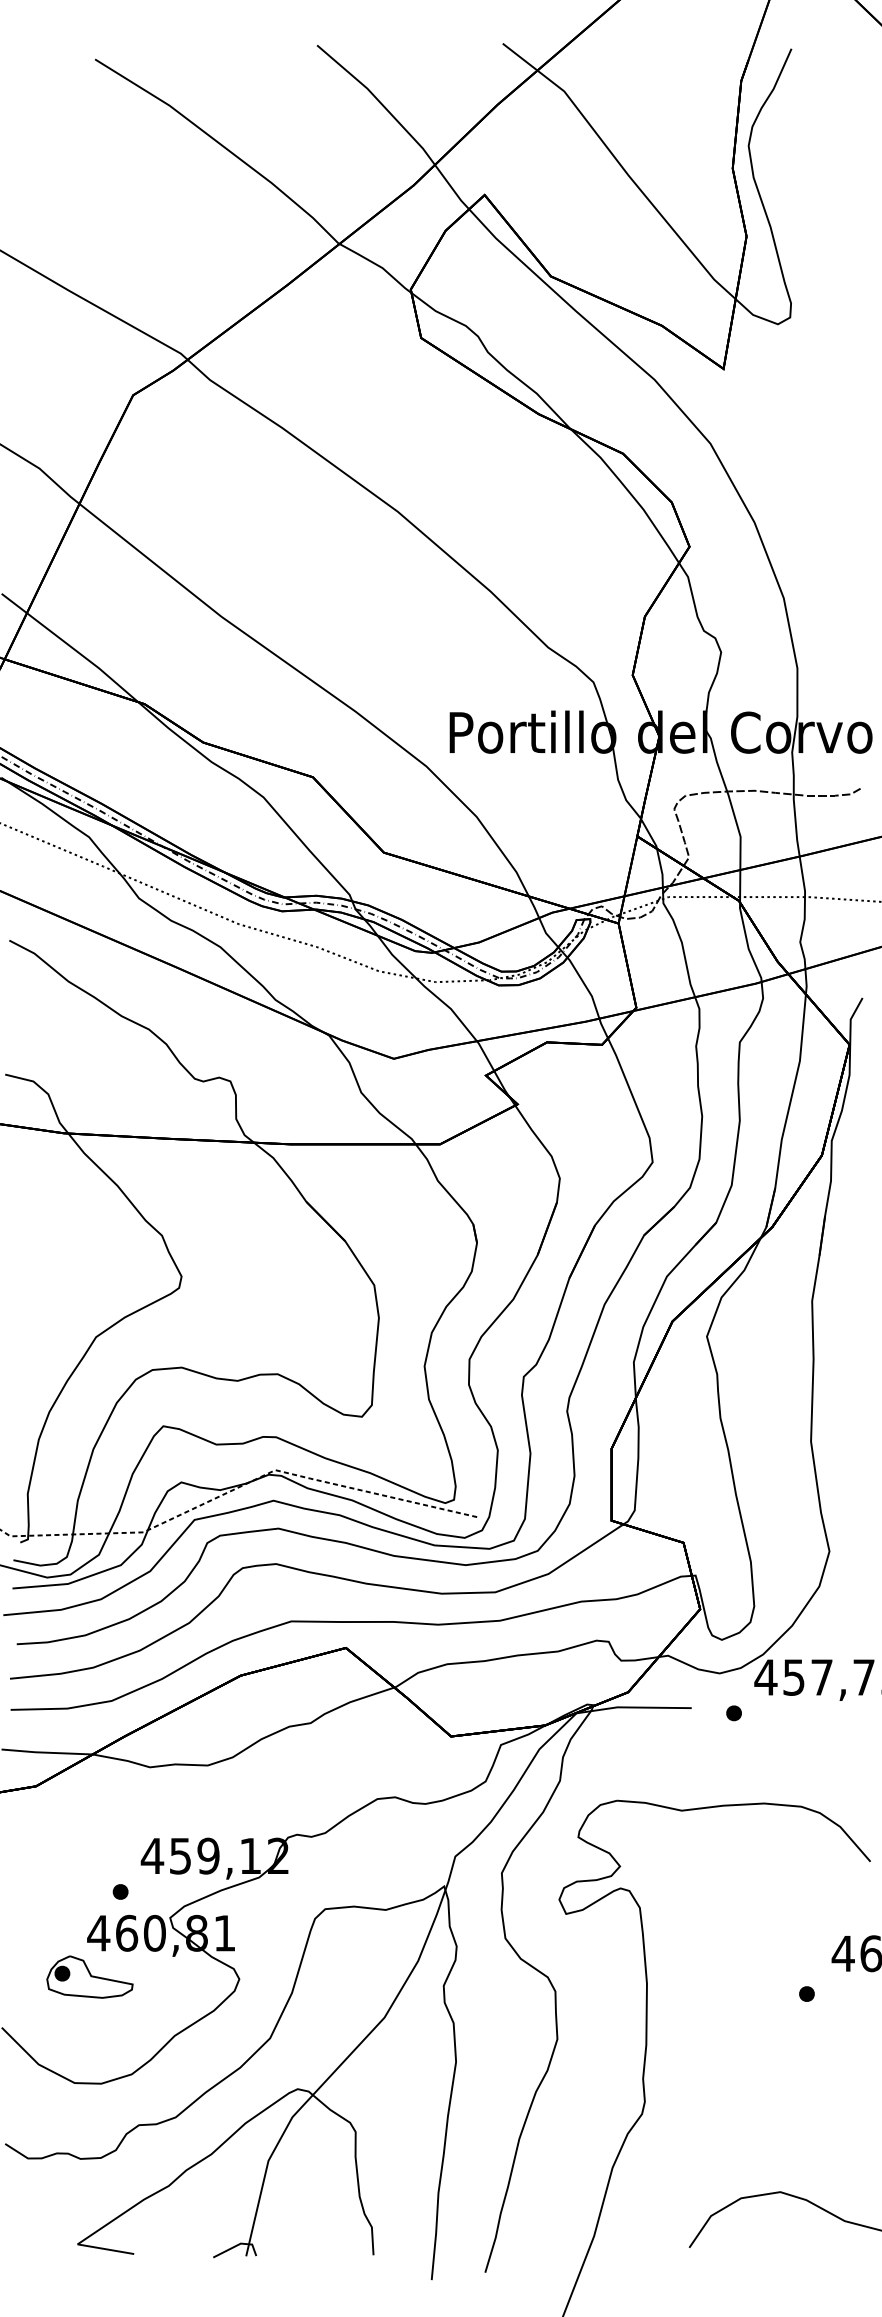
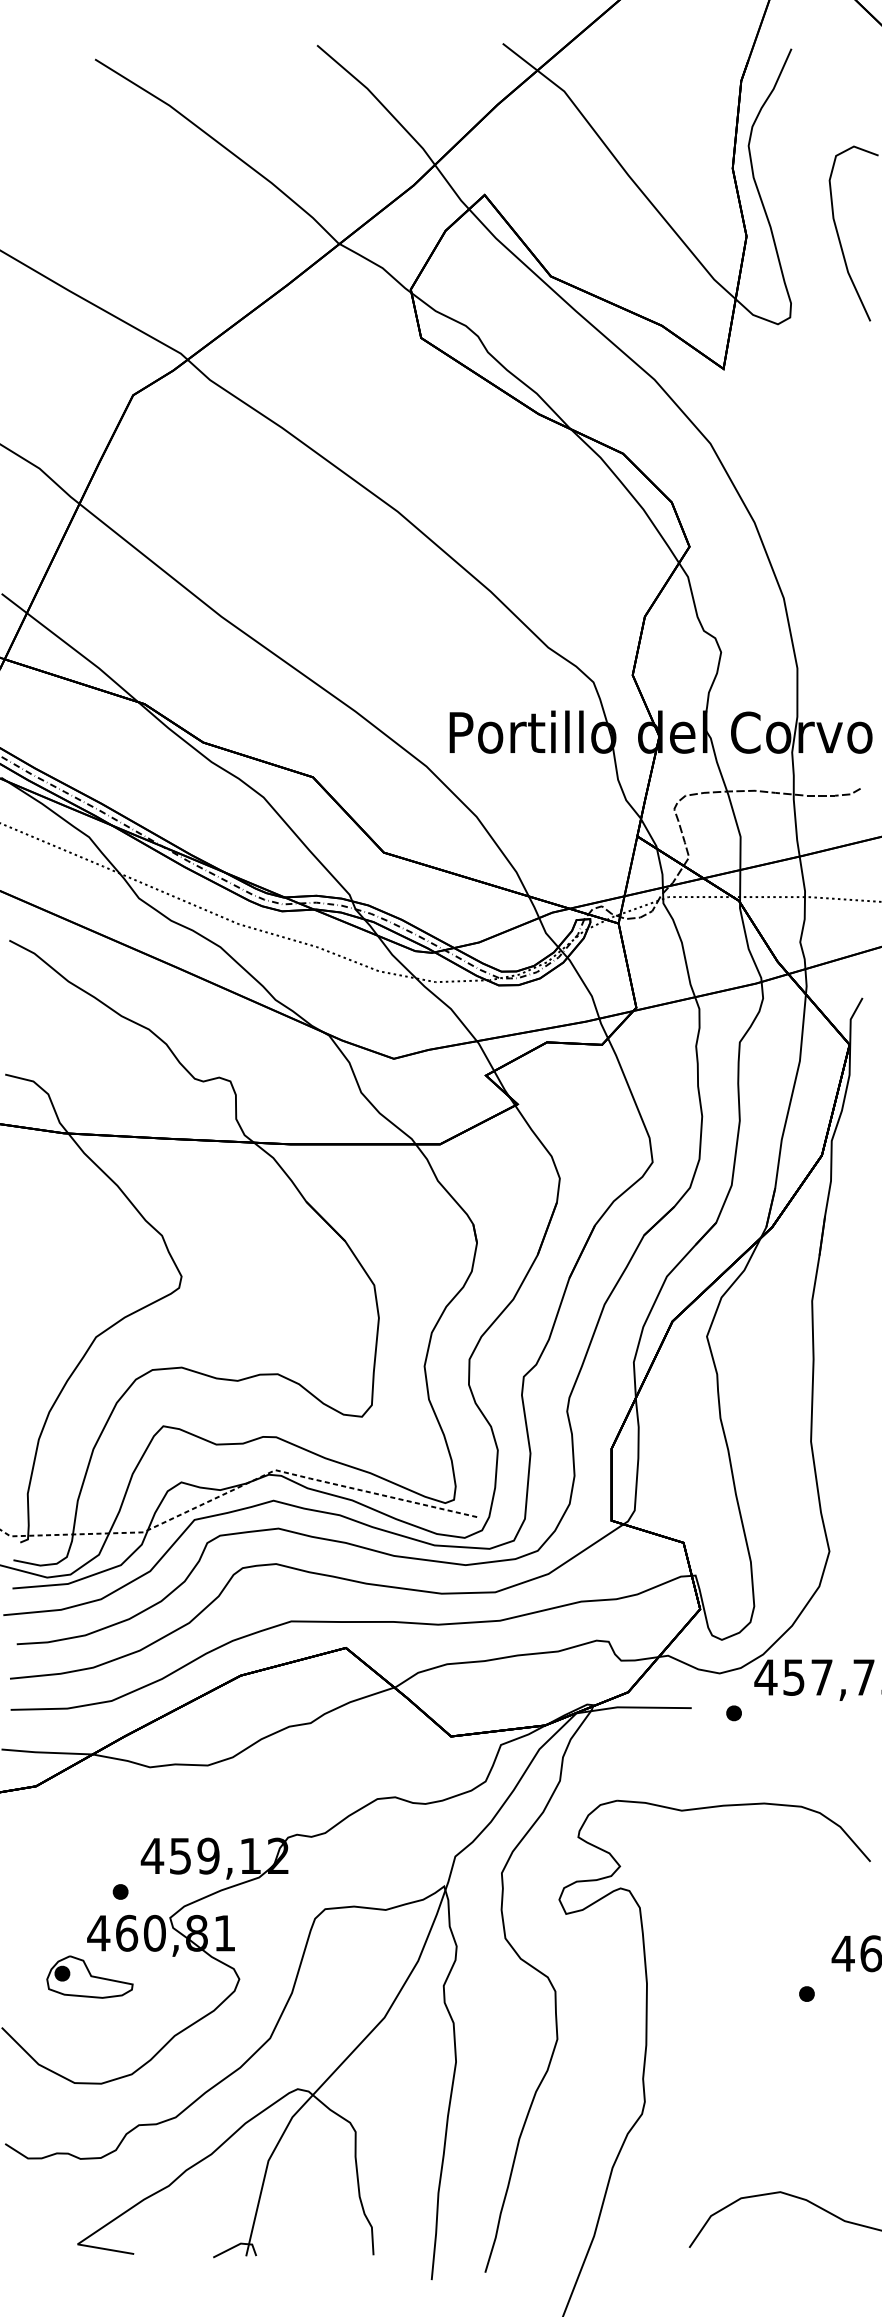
curve: none -> present (839, 235)
